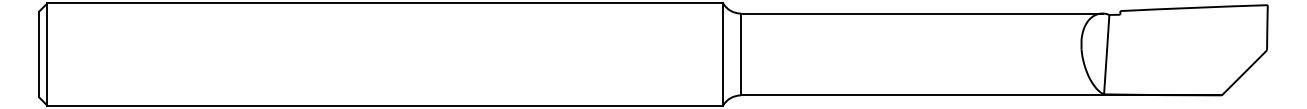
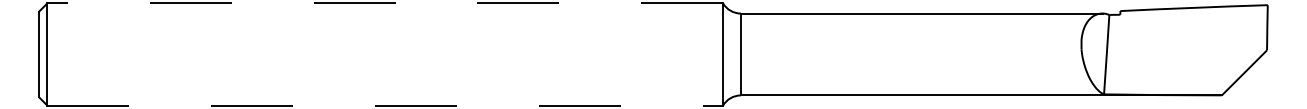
line: solid -> dashed (385, 3)
line: solid -> dashed (385, 105)
